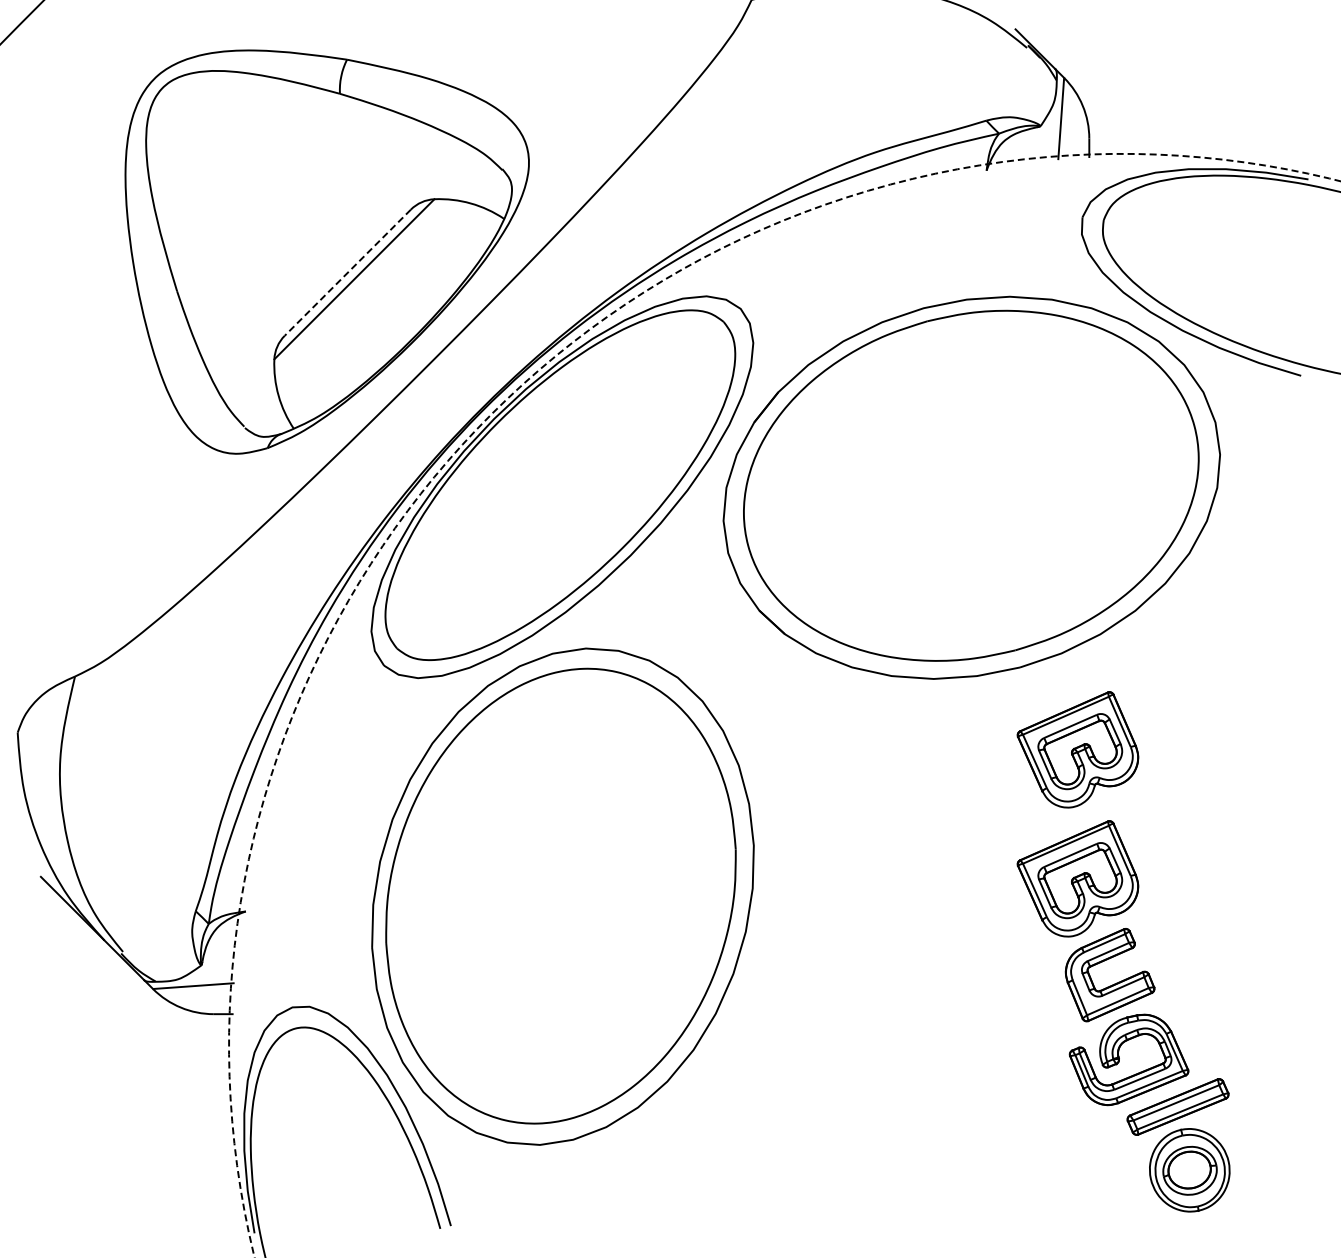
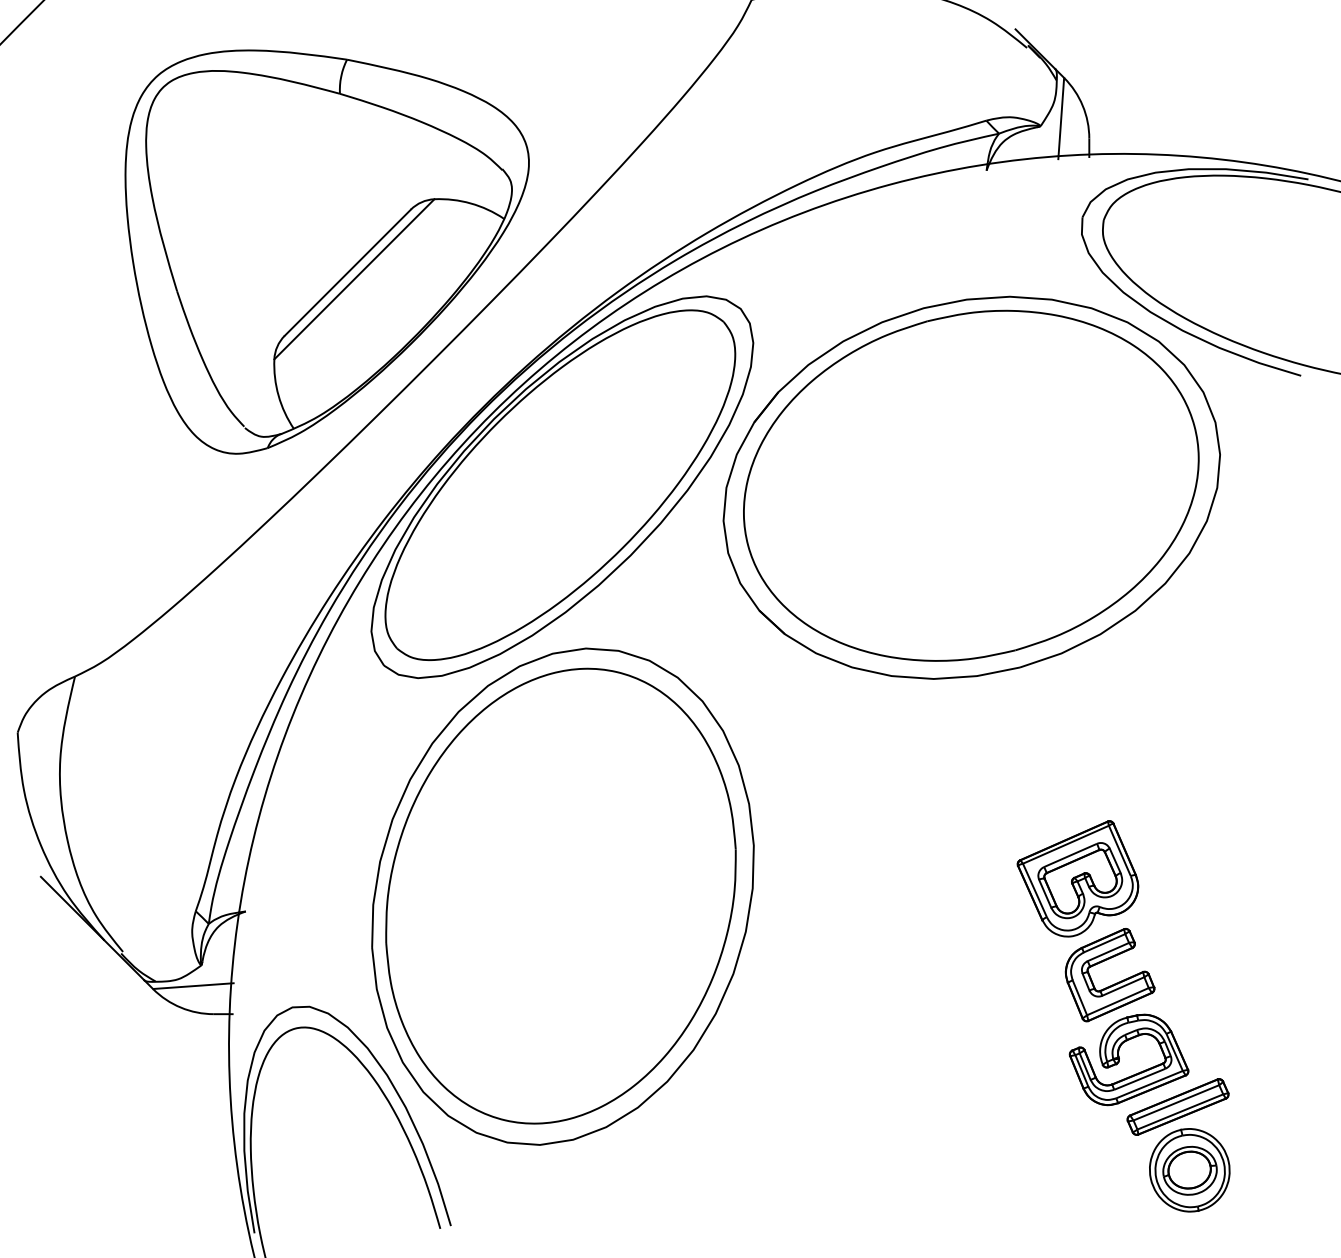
line: dashed -> solid (347, 273)
arc: dashed -> solid (492, 413)
part: present -> none (1077, 749)
